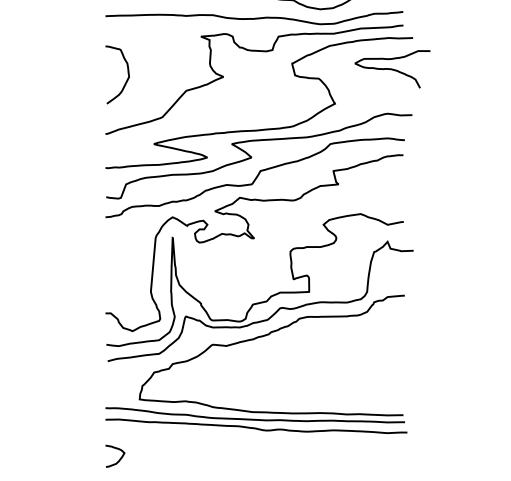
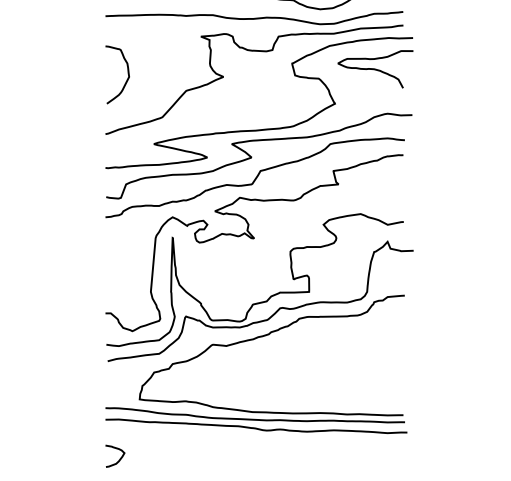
curve position: (392, 69) -> (375, 69) (375, 69)
